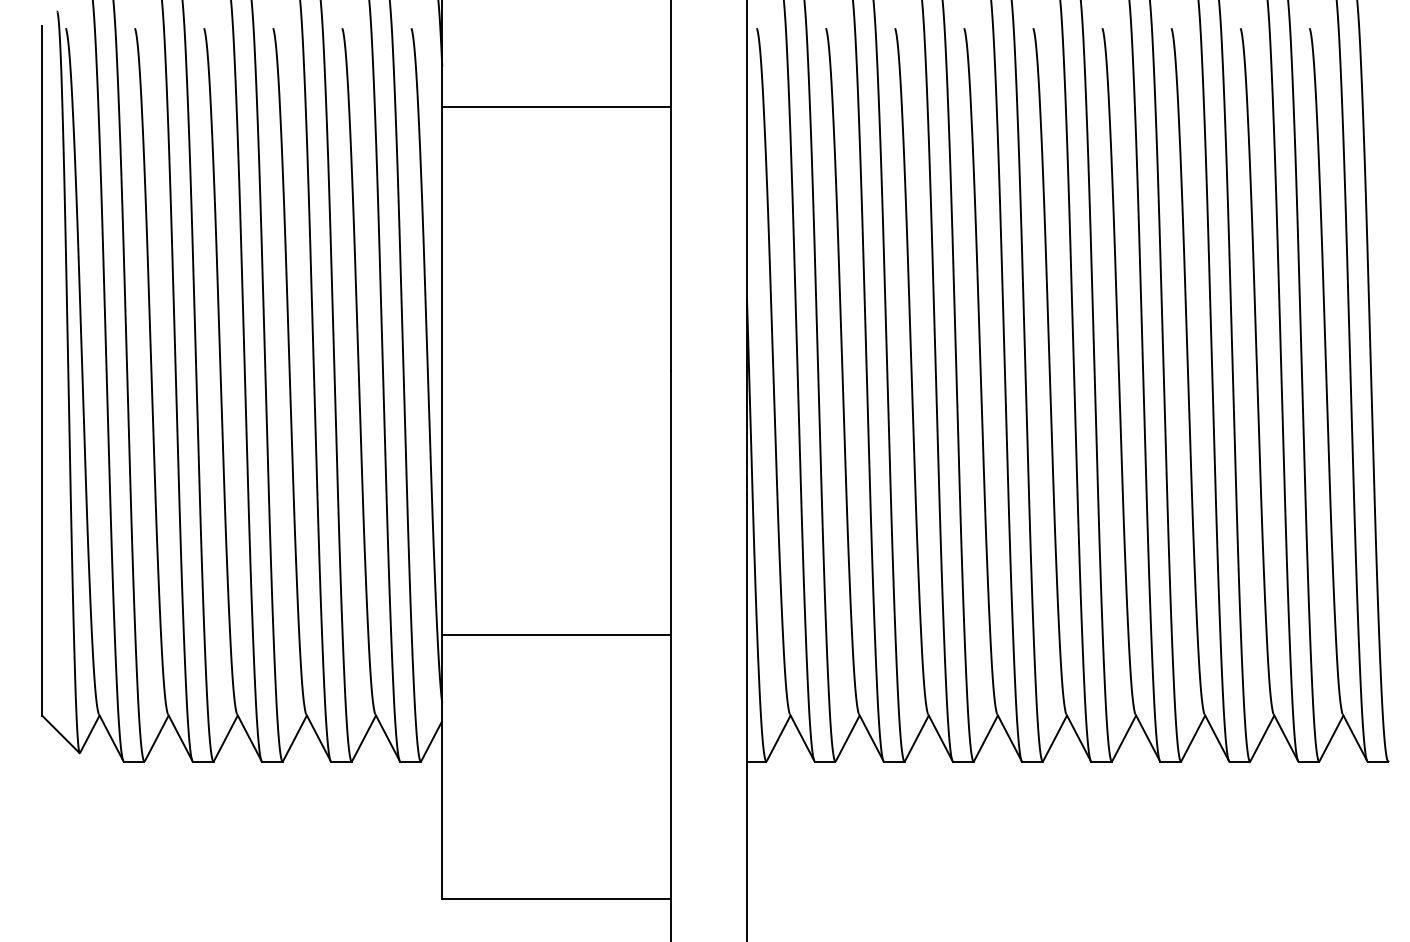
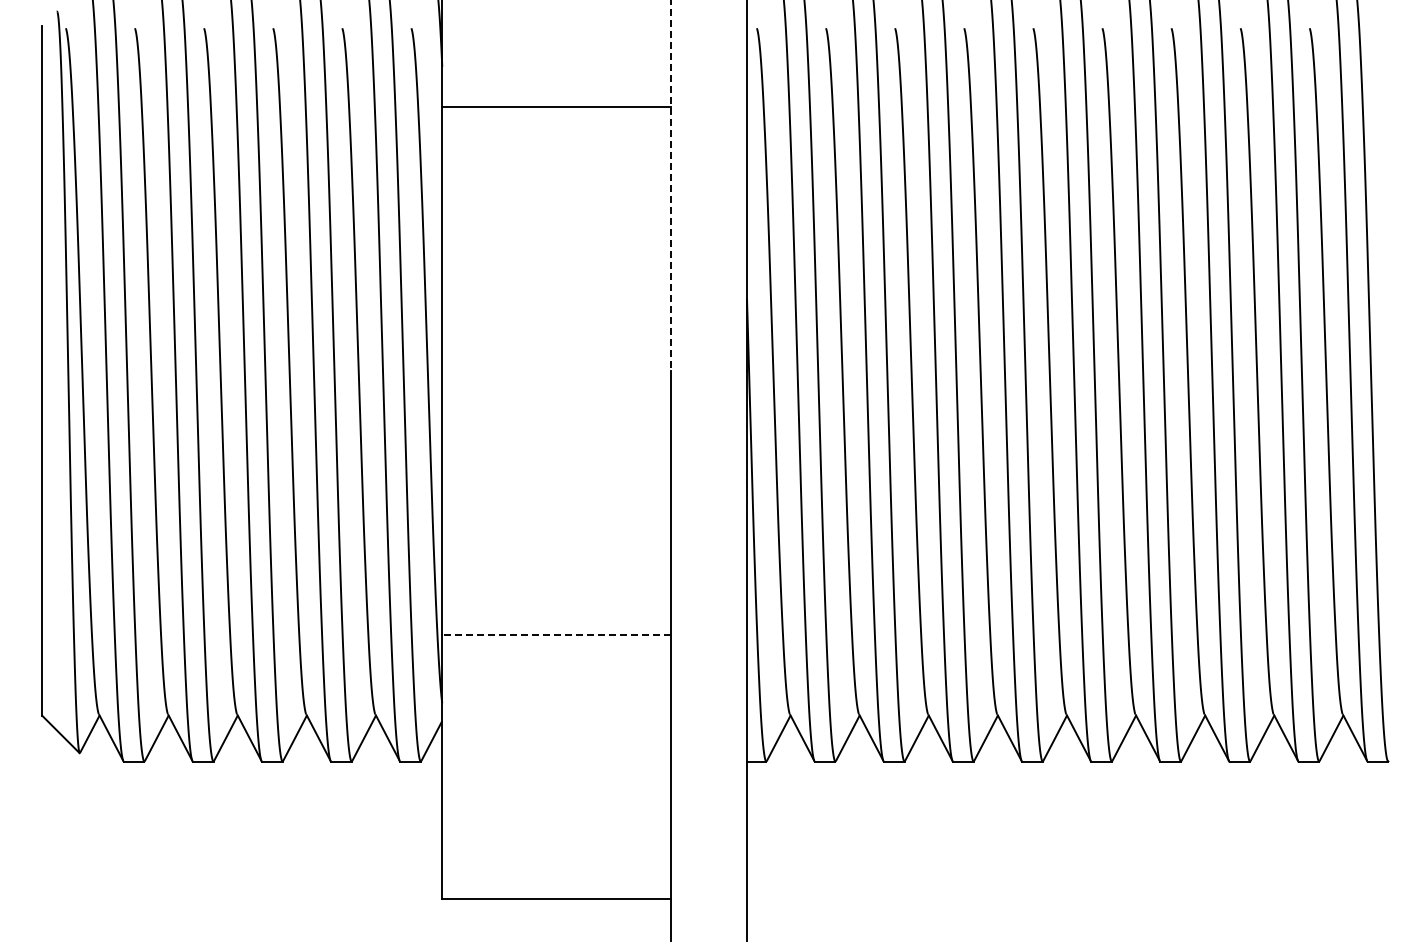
line: solid -> dashed (670, 186)
line: solid -> dashed (556, 634)
